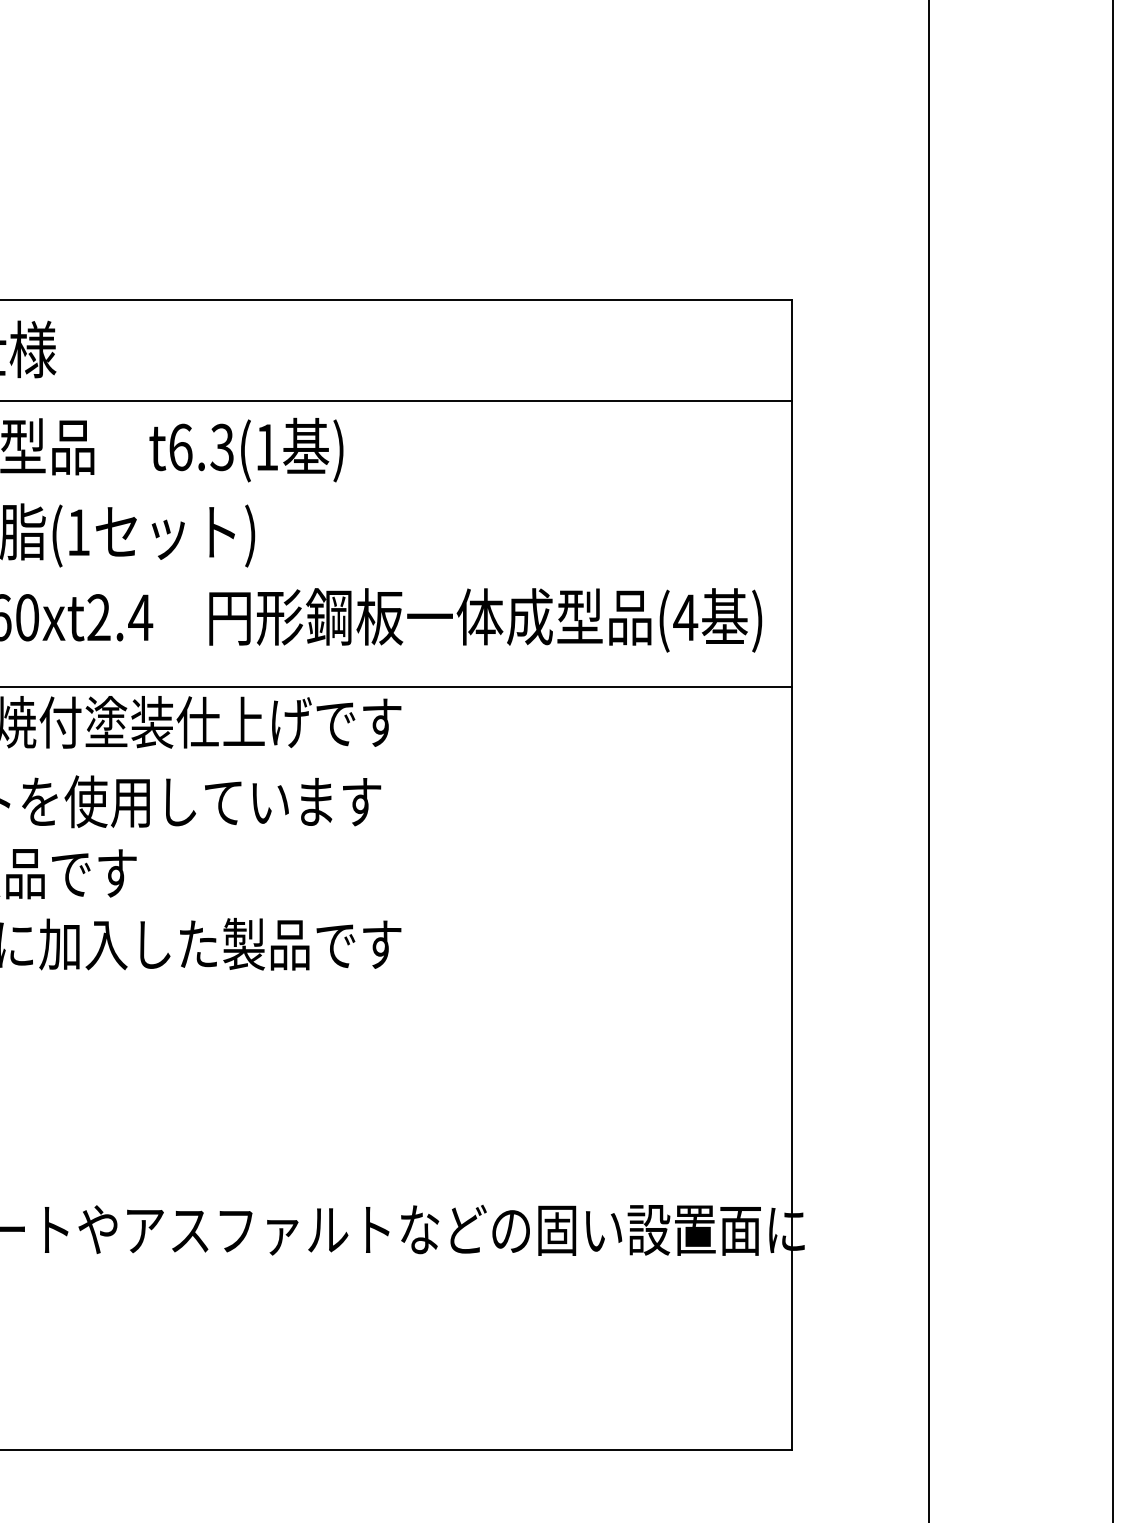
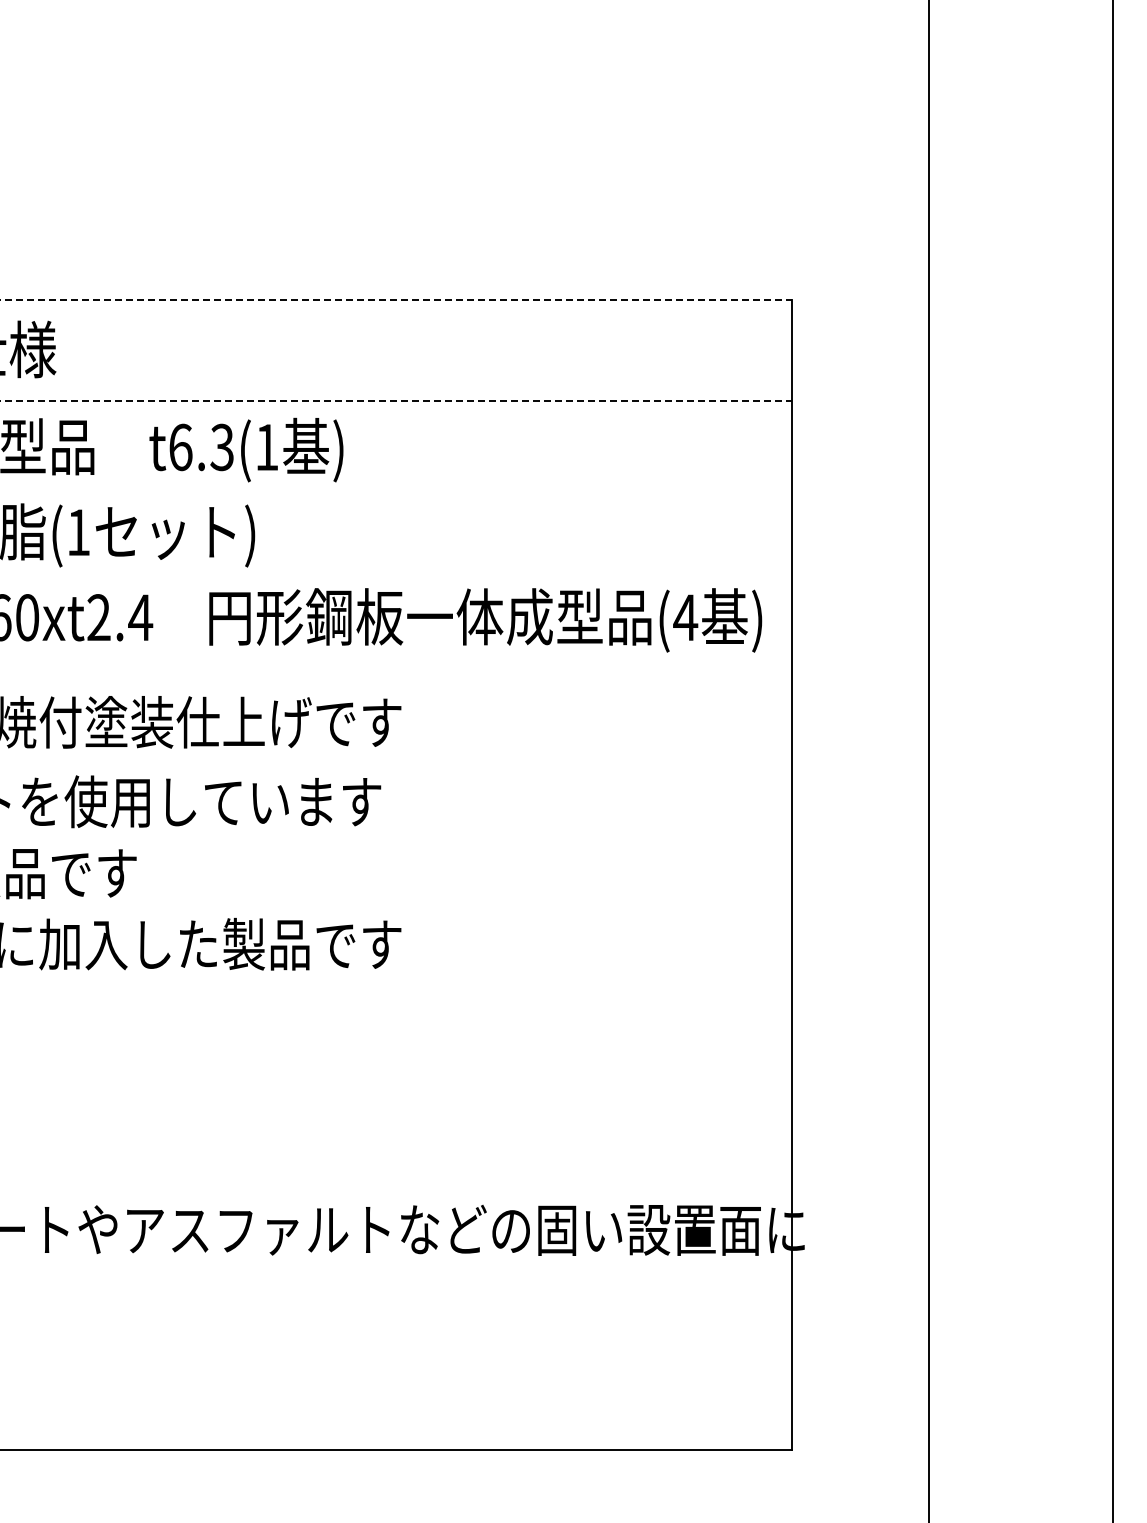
line: solid -> dashed (396, 299)
line: solid -> dashed (396, 400)
line: present -> none (397, 686)
